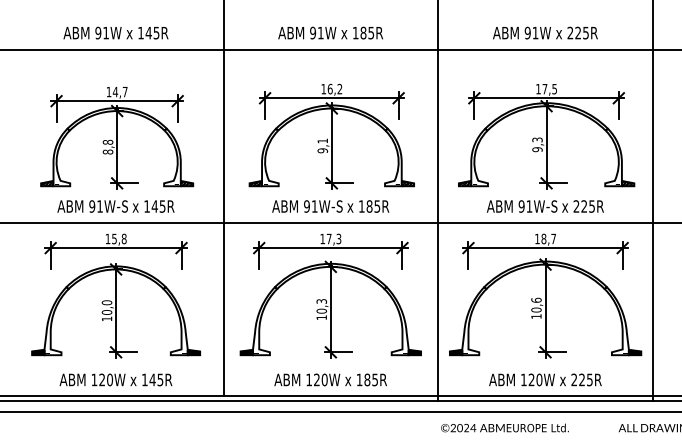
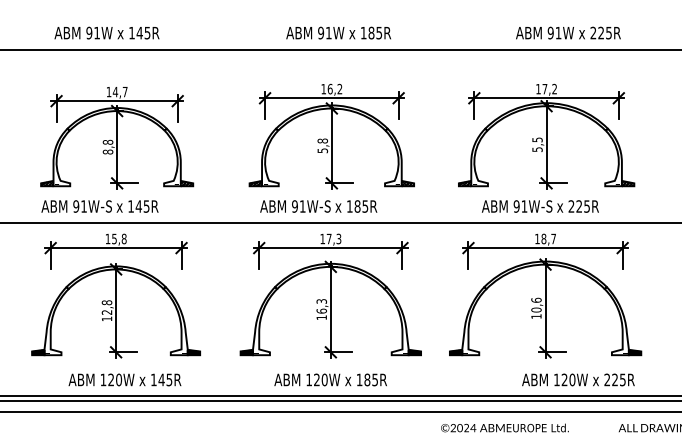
text position: (115, 32) -> (106, 32) (106, 32)
text position: (330, 32) -> (338, 32) (338, 32)
text position: (545, 32) -> (568, 32) (568, 32)
text: 17,5 -> 17,2 (554, 88)
text: 9,3 -> 5,5 (537, 144)
text: 9,1 -> 5,8 (322, 145)
line: present -> none (223, 199)
line: present -> none (438, 201)
line: present -> none (652, 201)
text position: (115, 206) -> (99, 206) (99, 206)
text position: (330, 206) -> (318, 206) (318, 206)
text position: (545, 206) -> (540, 206) (540, 206)
text: 10,0 -> 12,8 (106, 307)
text: 10,3 -> 16,3 (321, 310)
text position: (115, 379) -> (124, 379) (124, 379)
text position: (545, 379) -> (578, 379) (578, 379)
